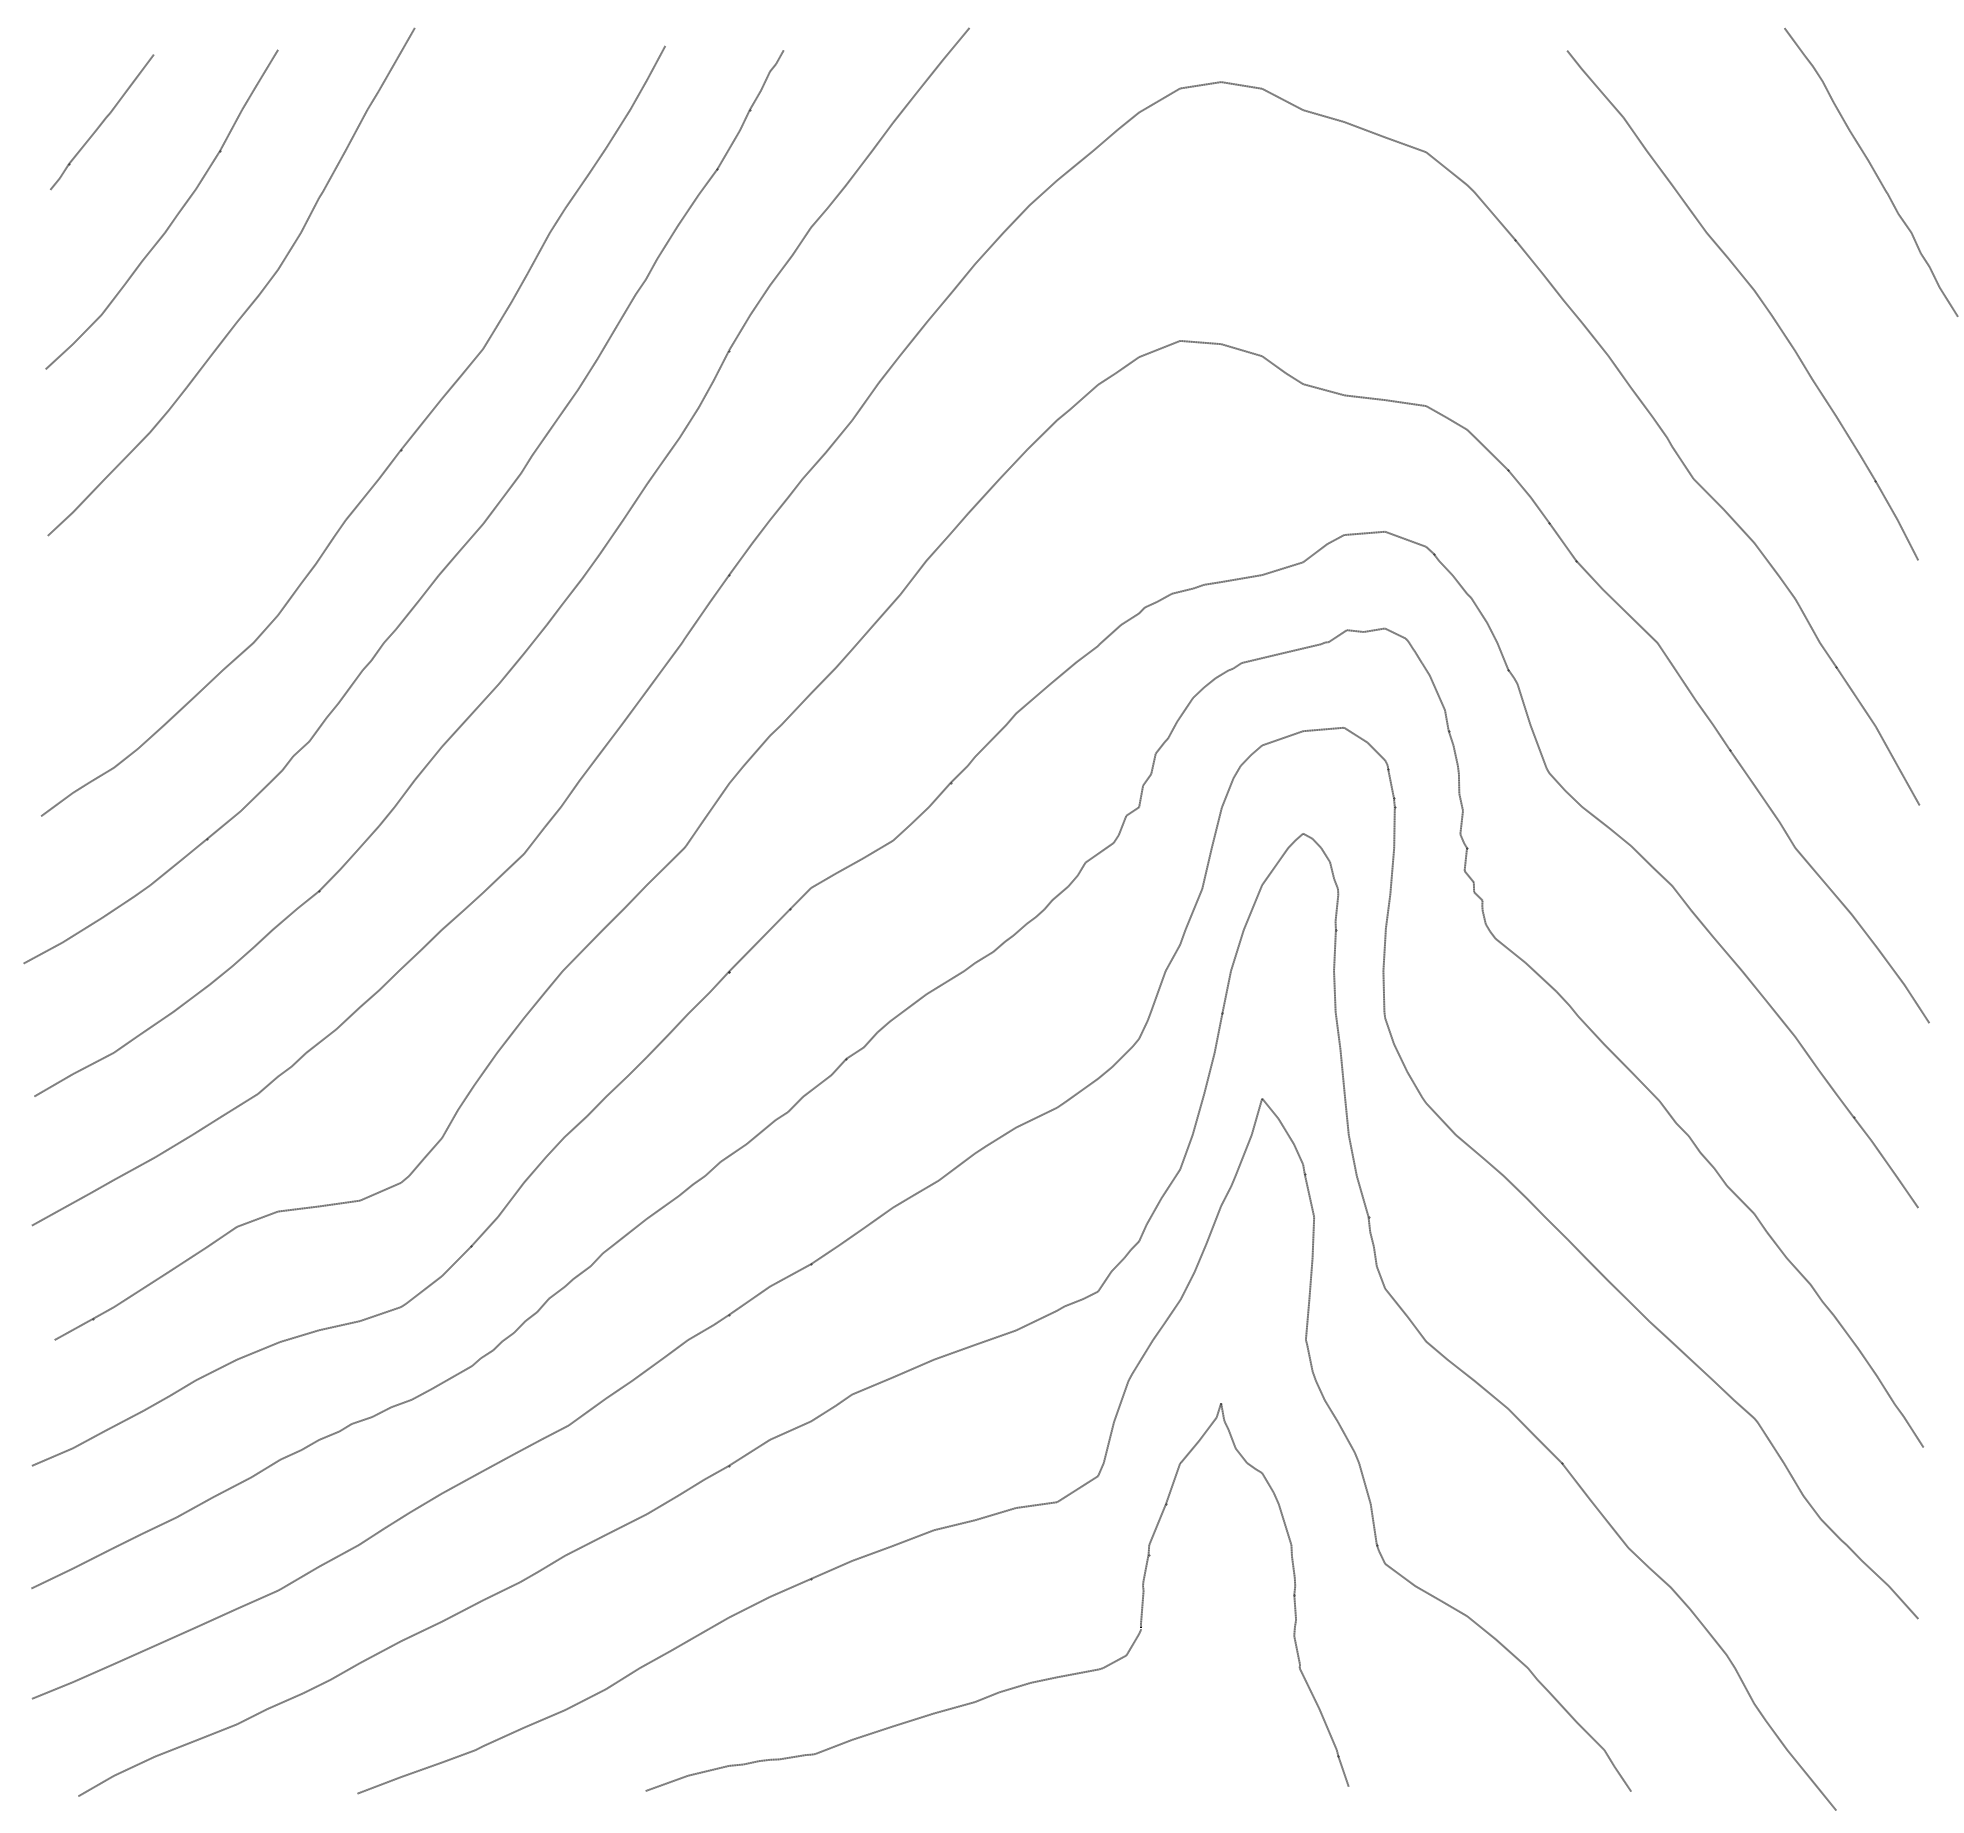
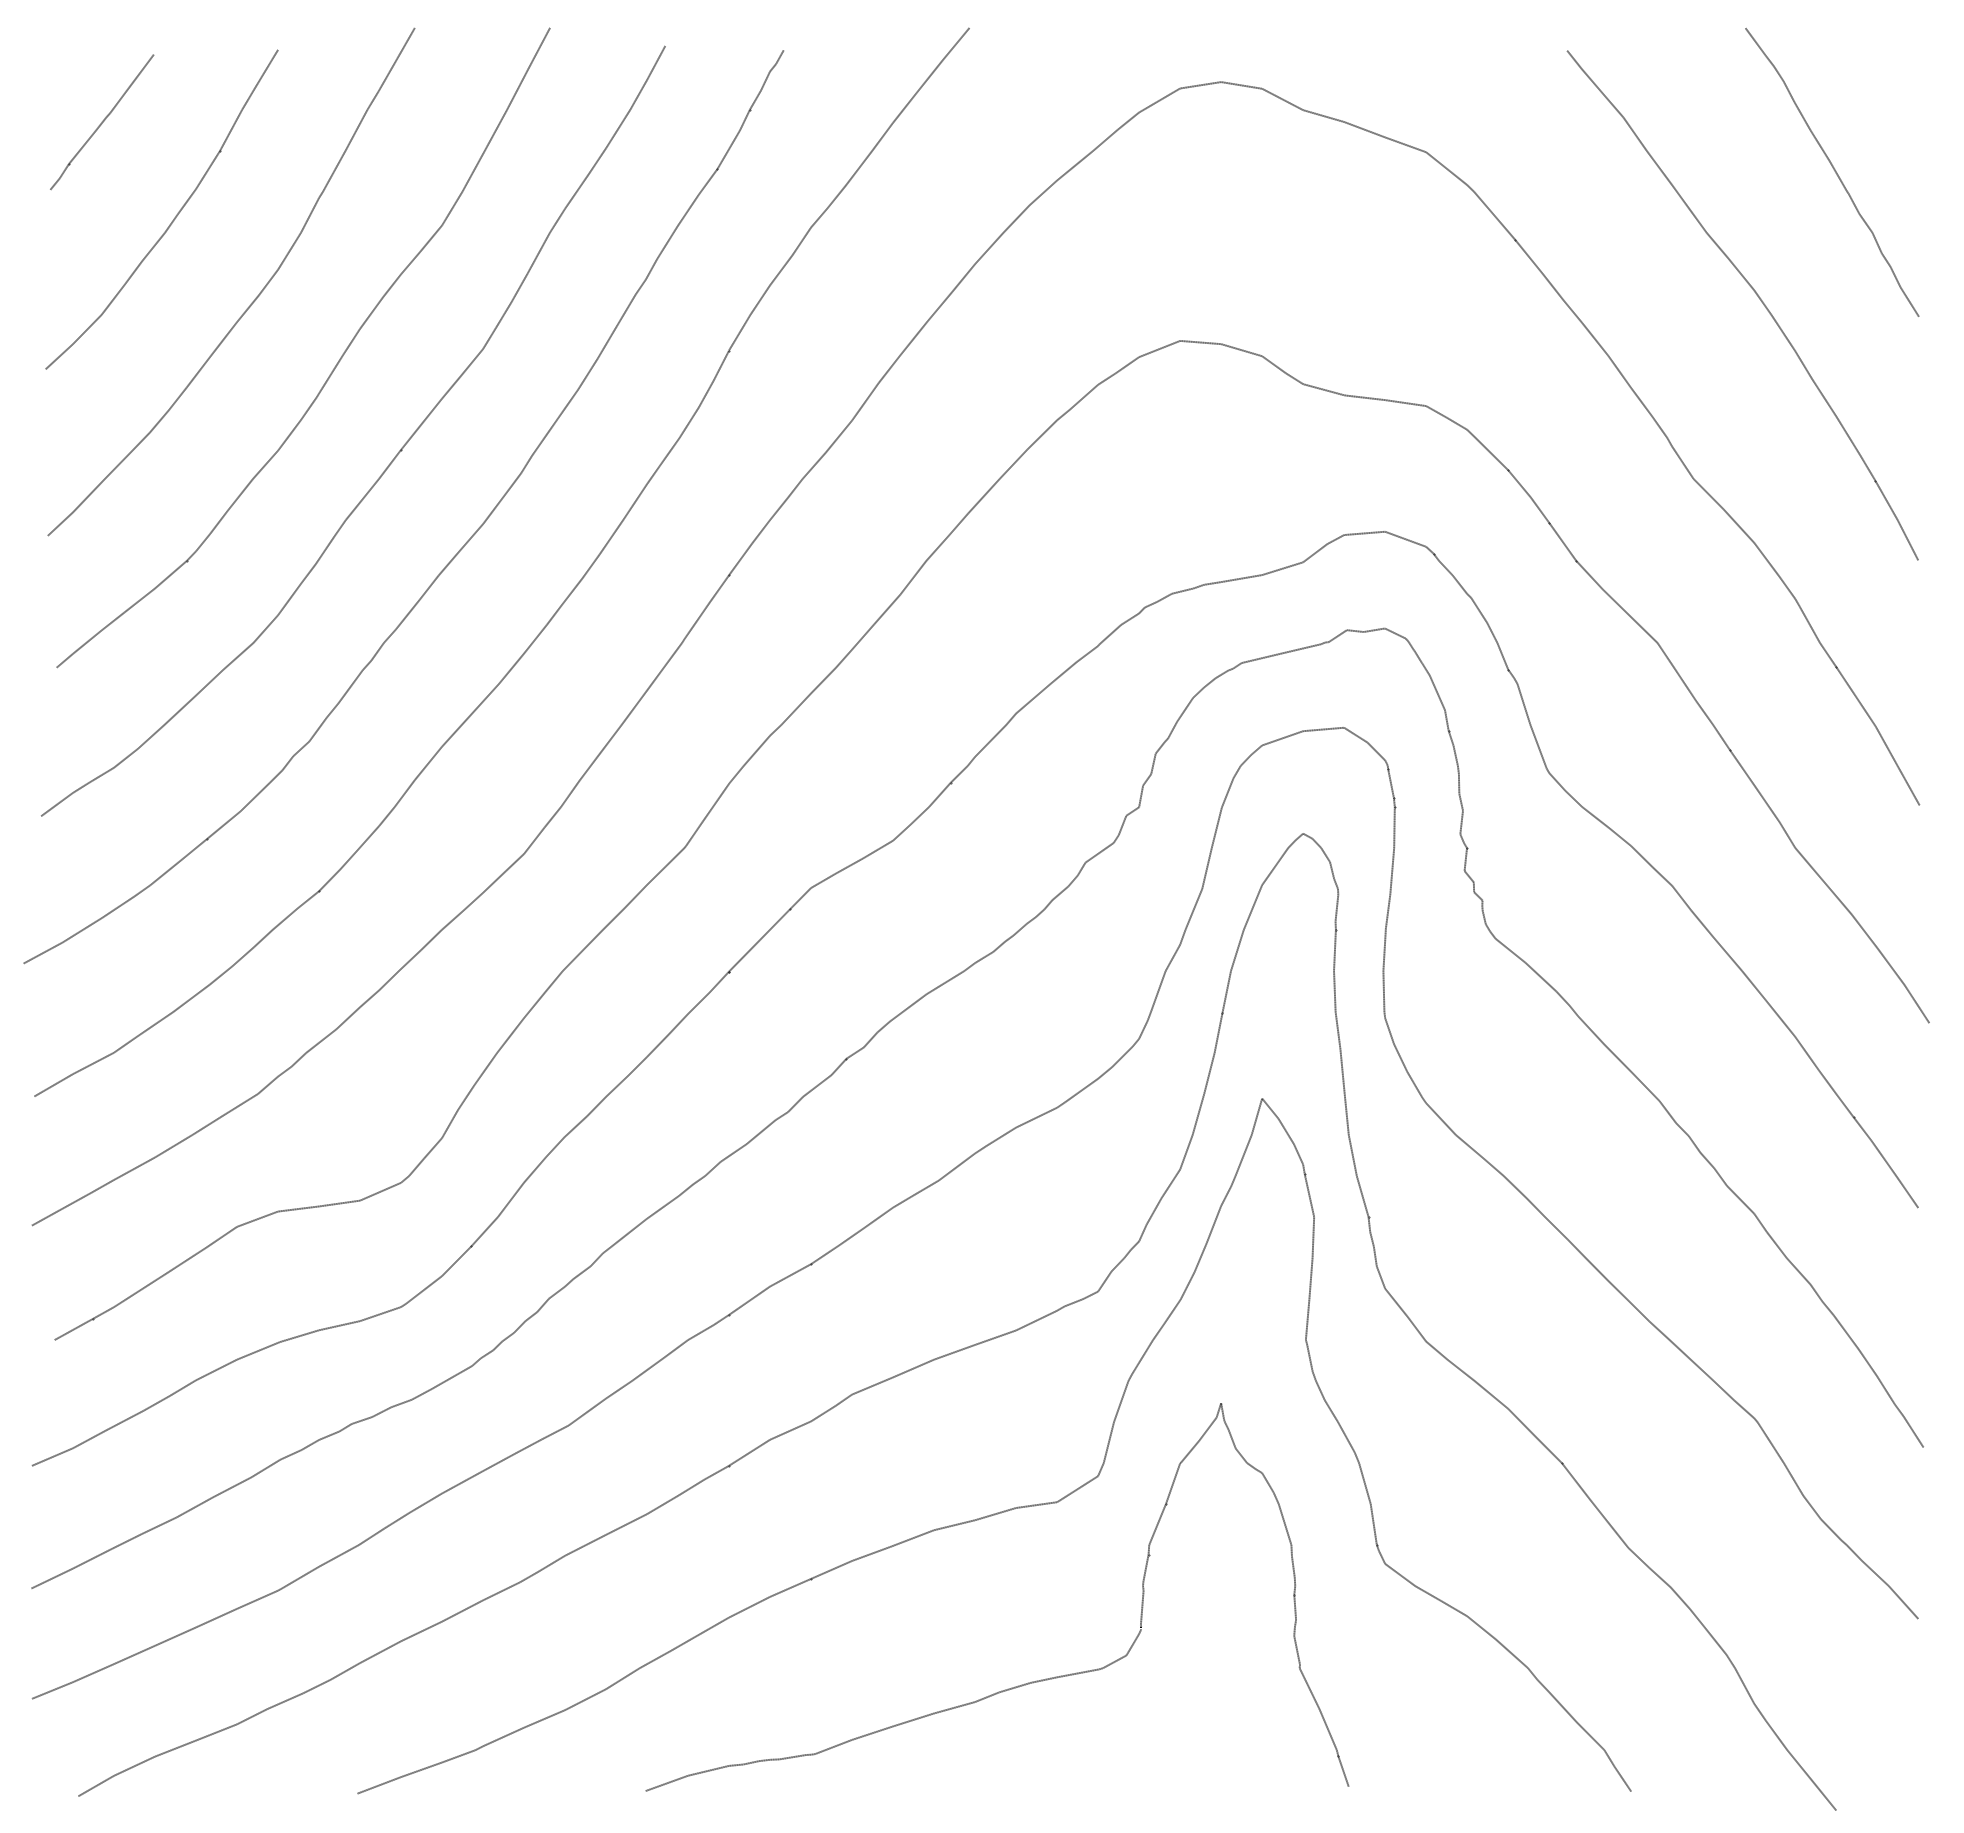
curve position: (1873, 171) -> (1834, 171) (1834, 171)
curve: none -> present (334, 366)
